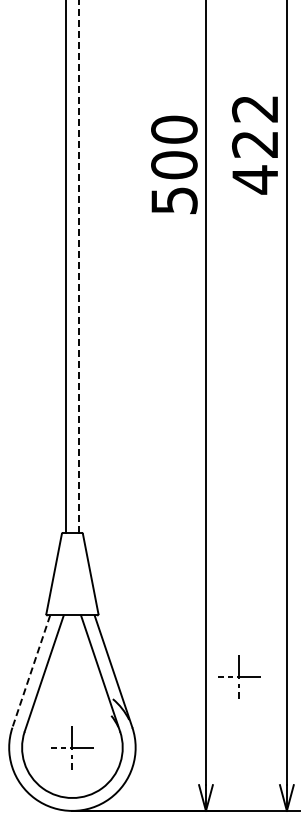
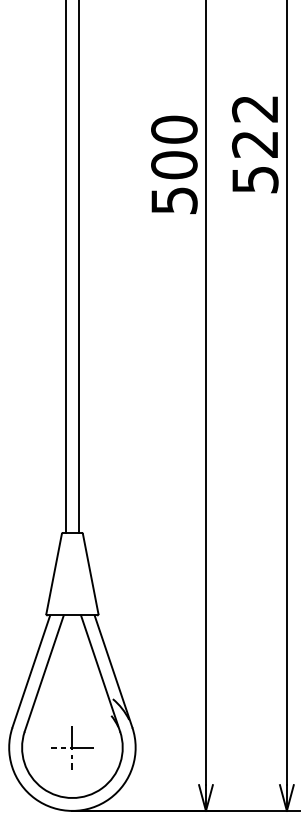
text: 422 -> 522 (255, 179)
line: dashed -> solid (78, 267)
line: dashed -> solid (31, 671)
part: present -> none (239, 676)
